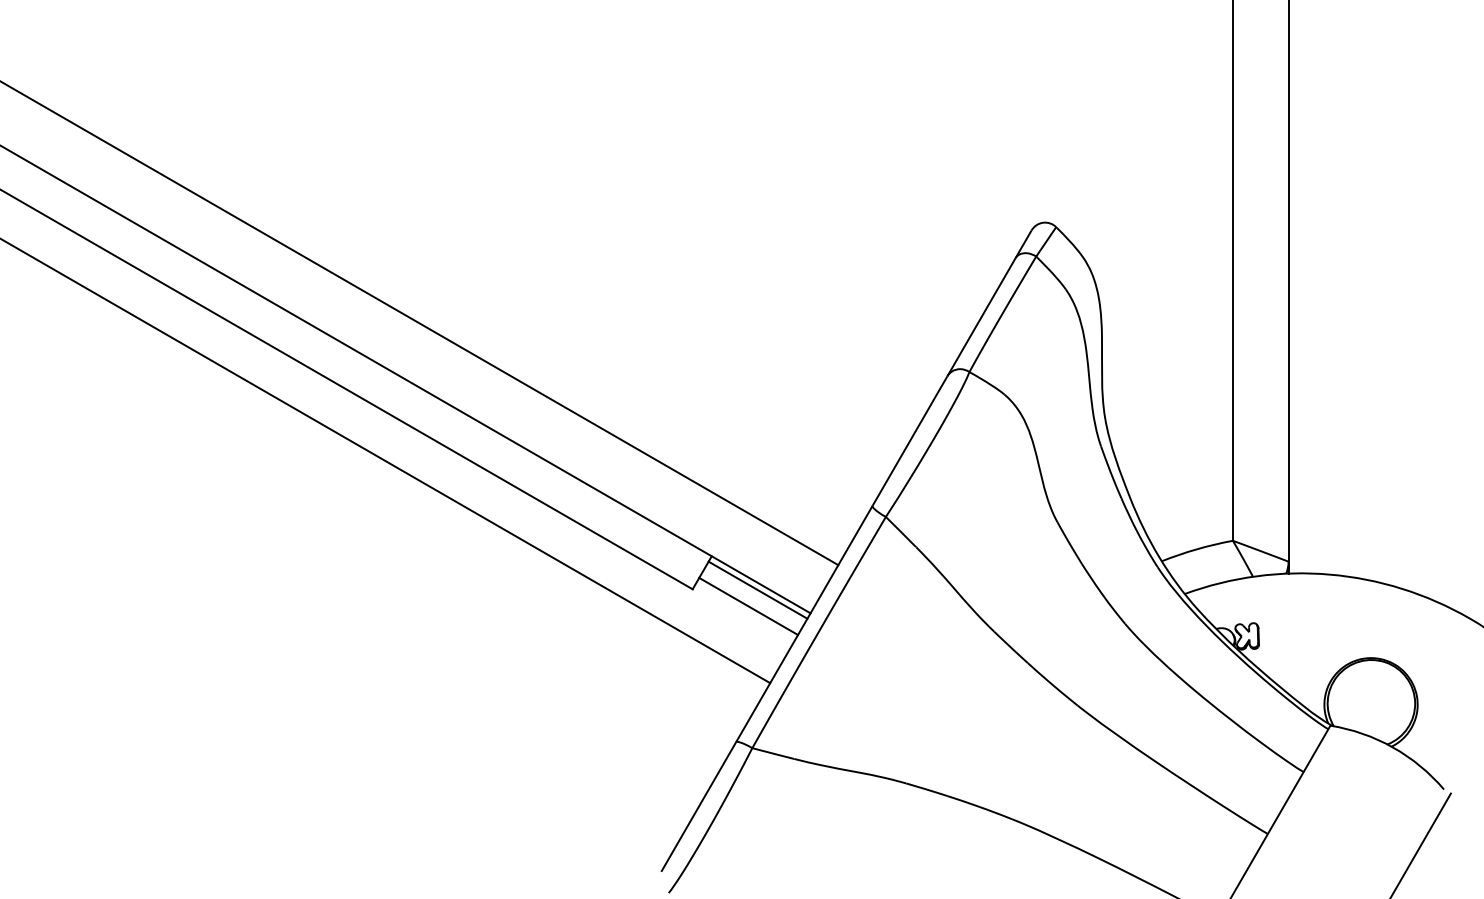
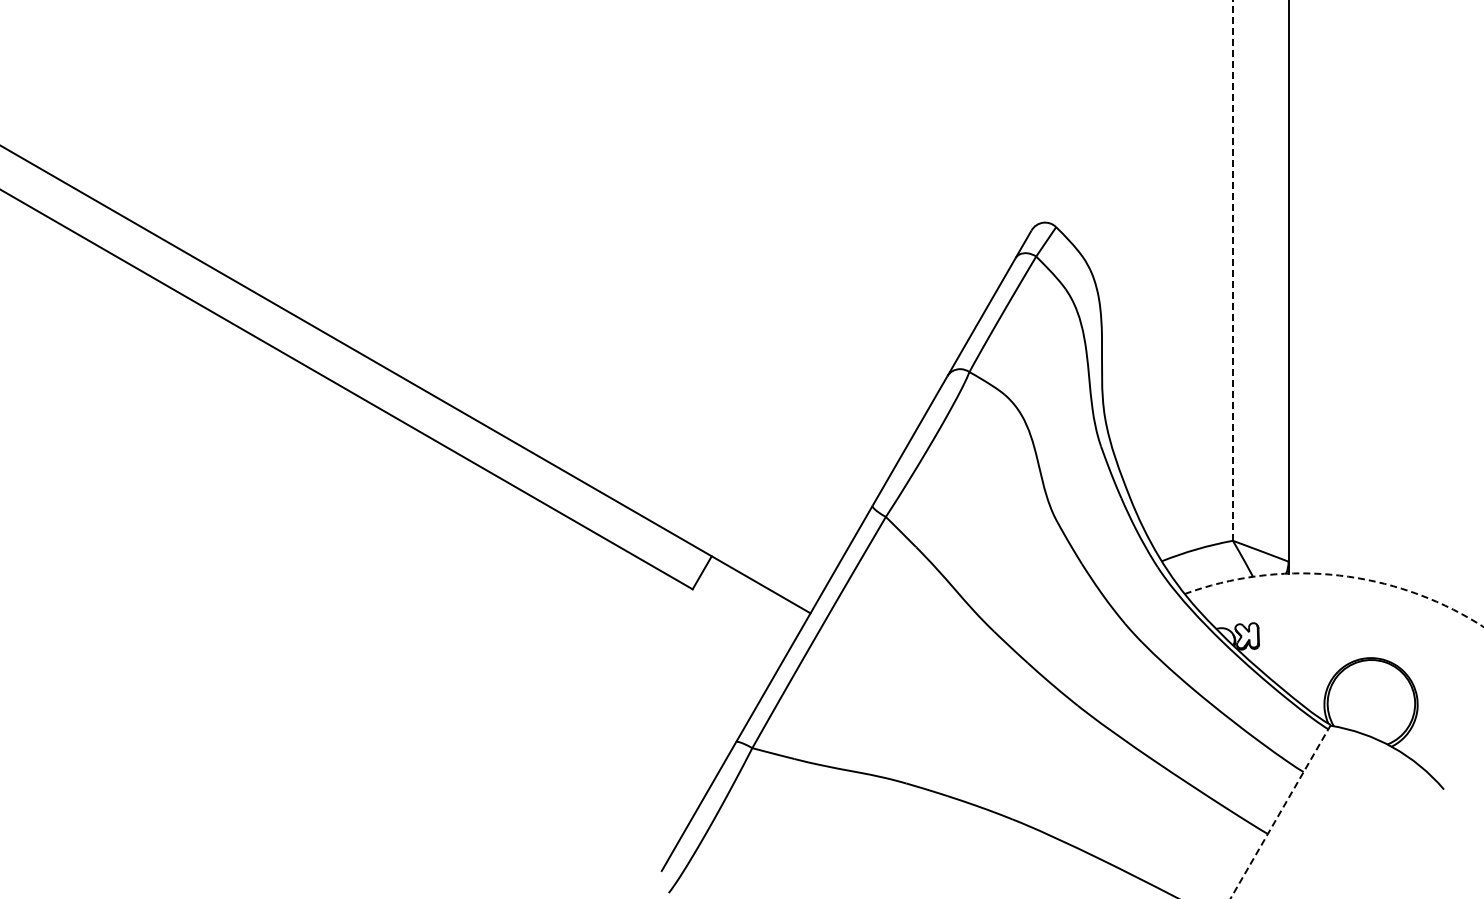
line: solid -> dashed (1232, 270)
line: present -> none (420, 323)
line: present -> none (386, 461)
arc: solid -> dashed (1337, 575)
line: present -> none (757, 589)
line: present -> none (748, 606)
line: solid -> dashed (1280, 811)
line: present -> none (1420, 844)
